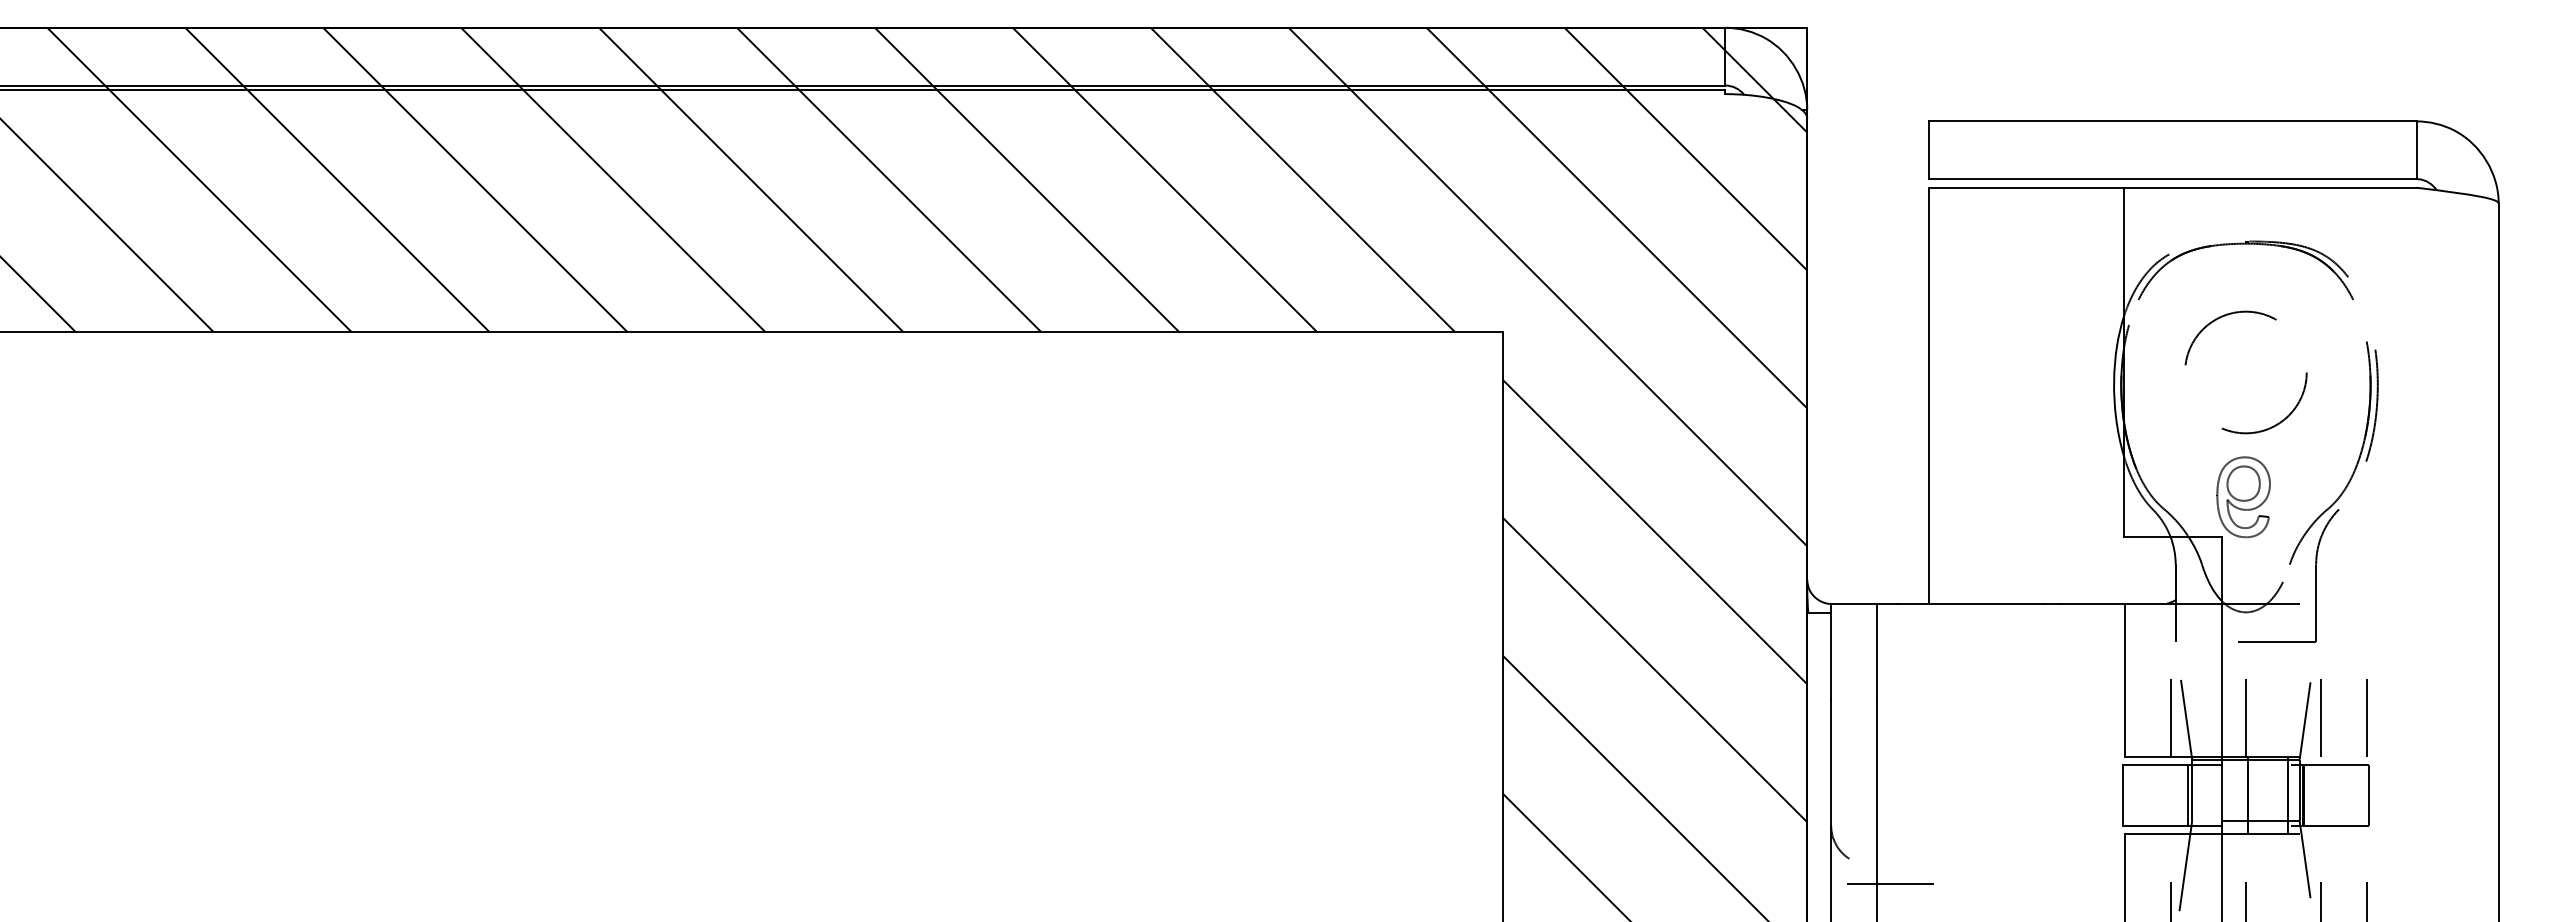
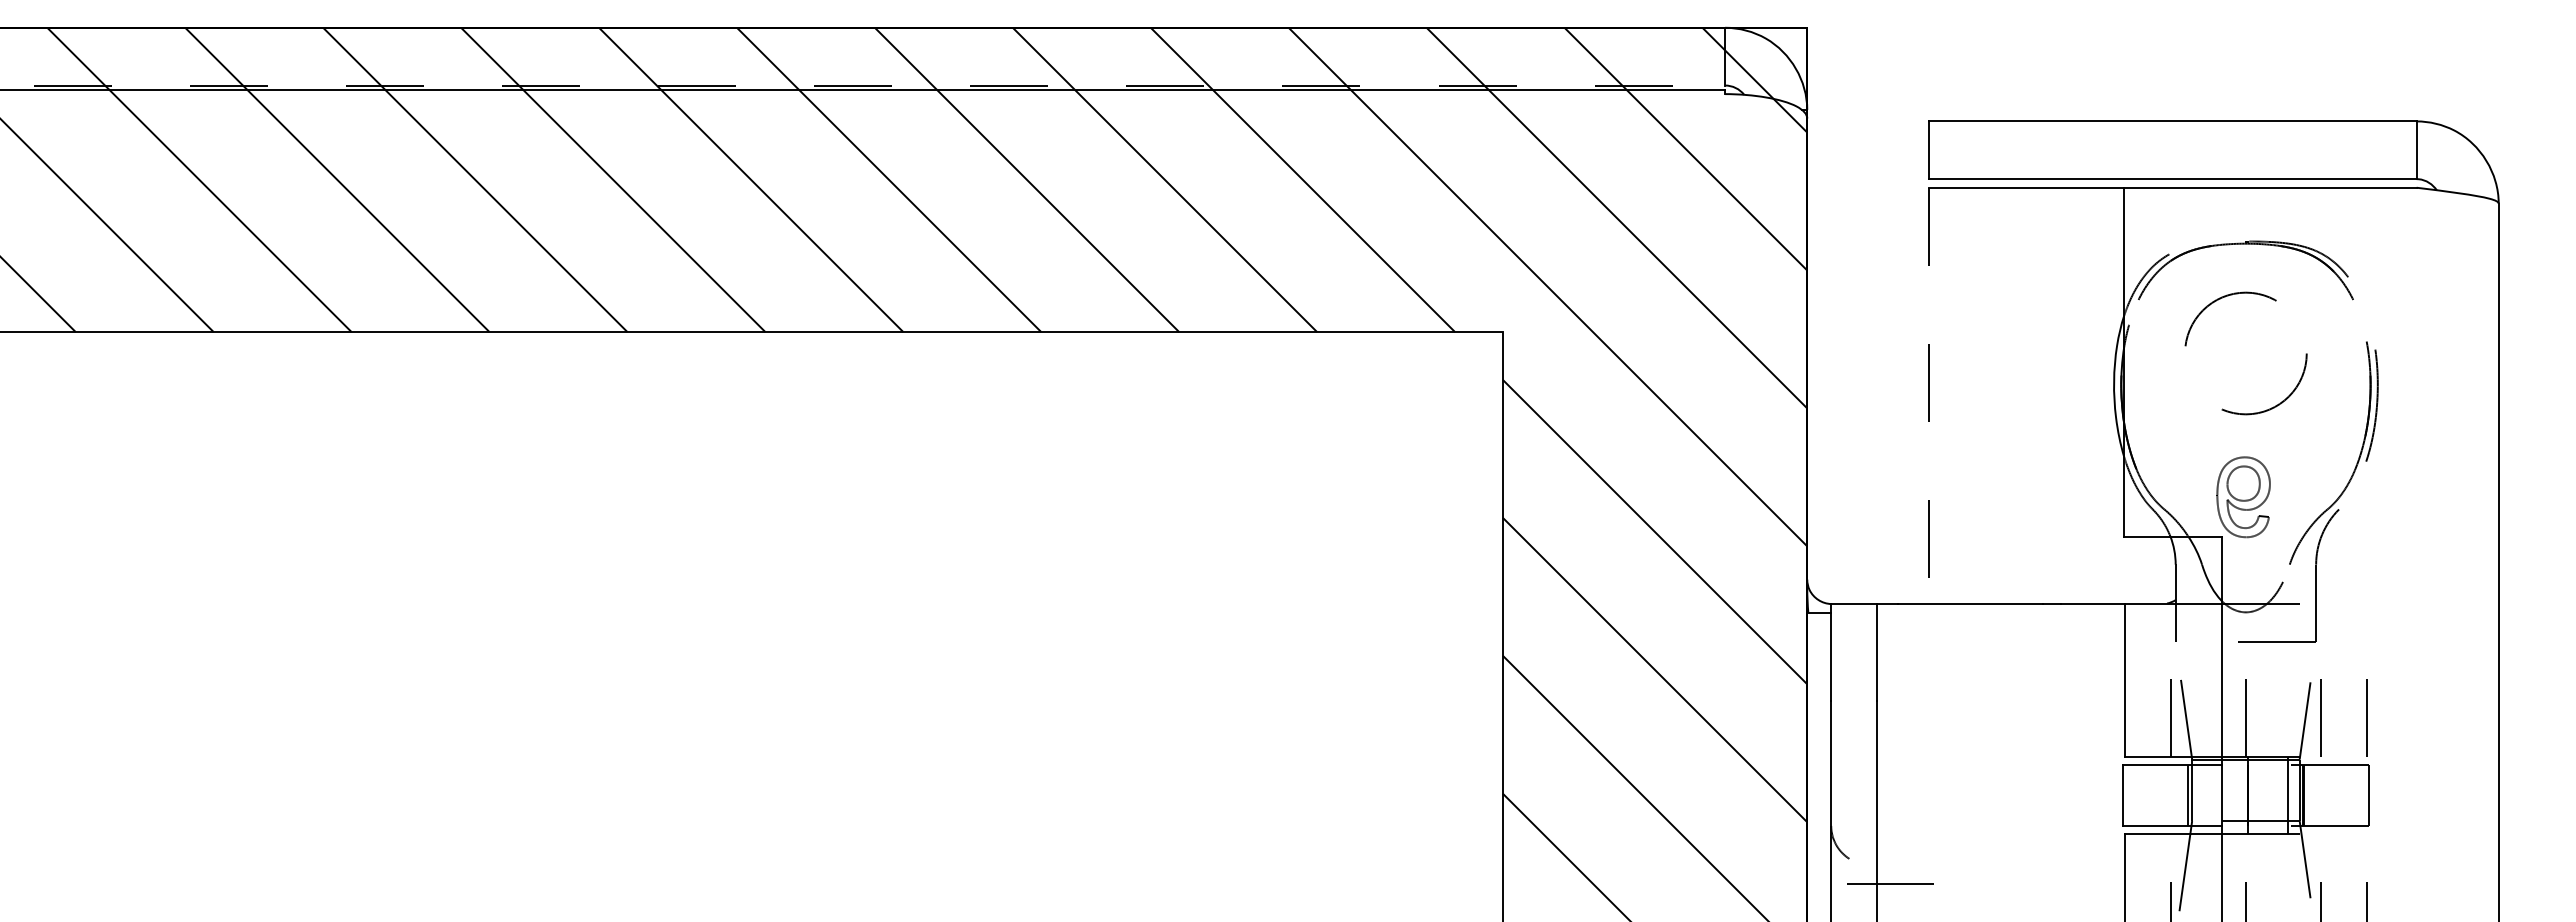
line: solid -> dashed (863, 85)
circle position: (2245, 372) -> (2245, 353) (2245, 353)
line: solid -> dashed (1929, 395)
